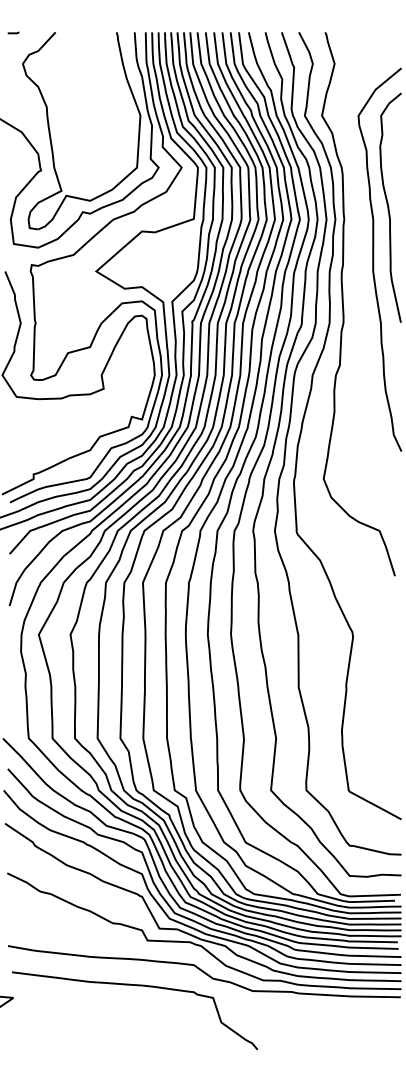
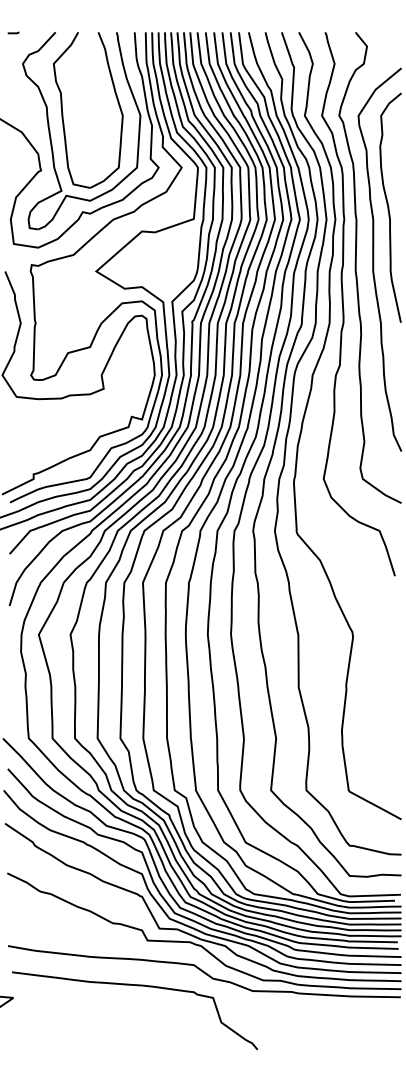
part: none -> present (63, 112)
curve: none -> present (356, 267)
